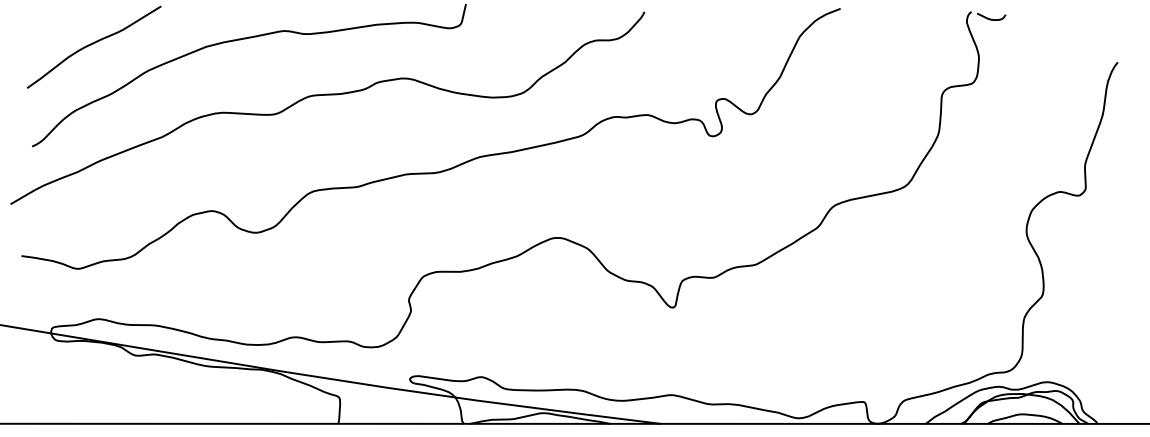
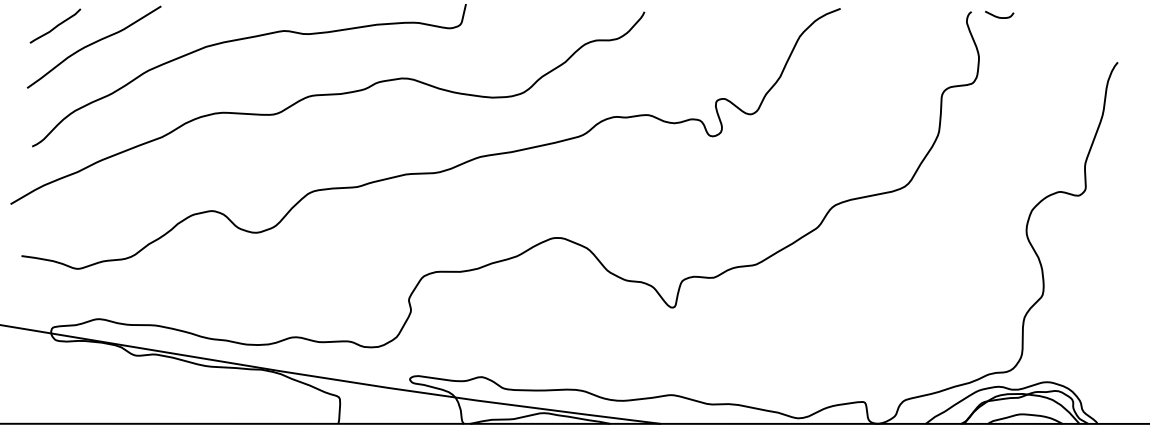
curve position: (991, 18) -> (999, 16) (999, 16)
curve: none -> present (56, 25)
